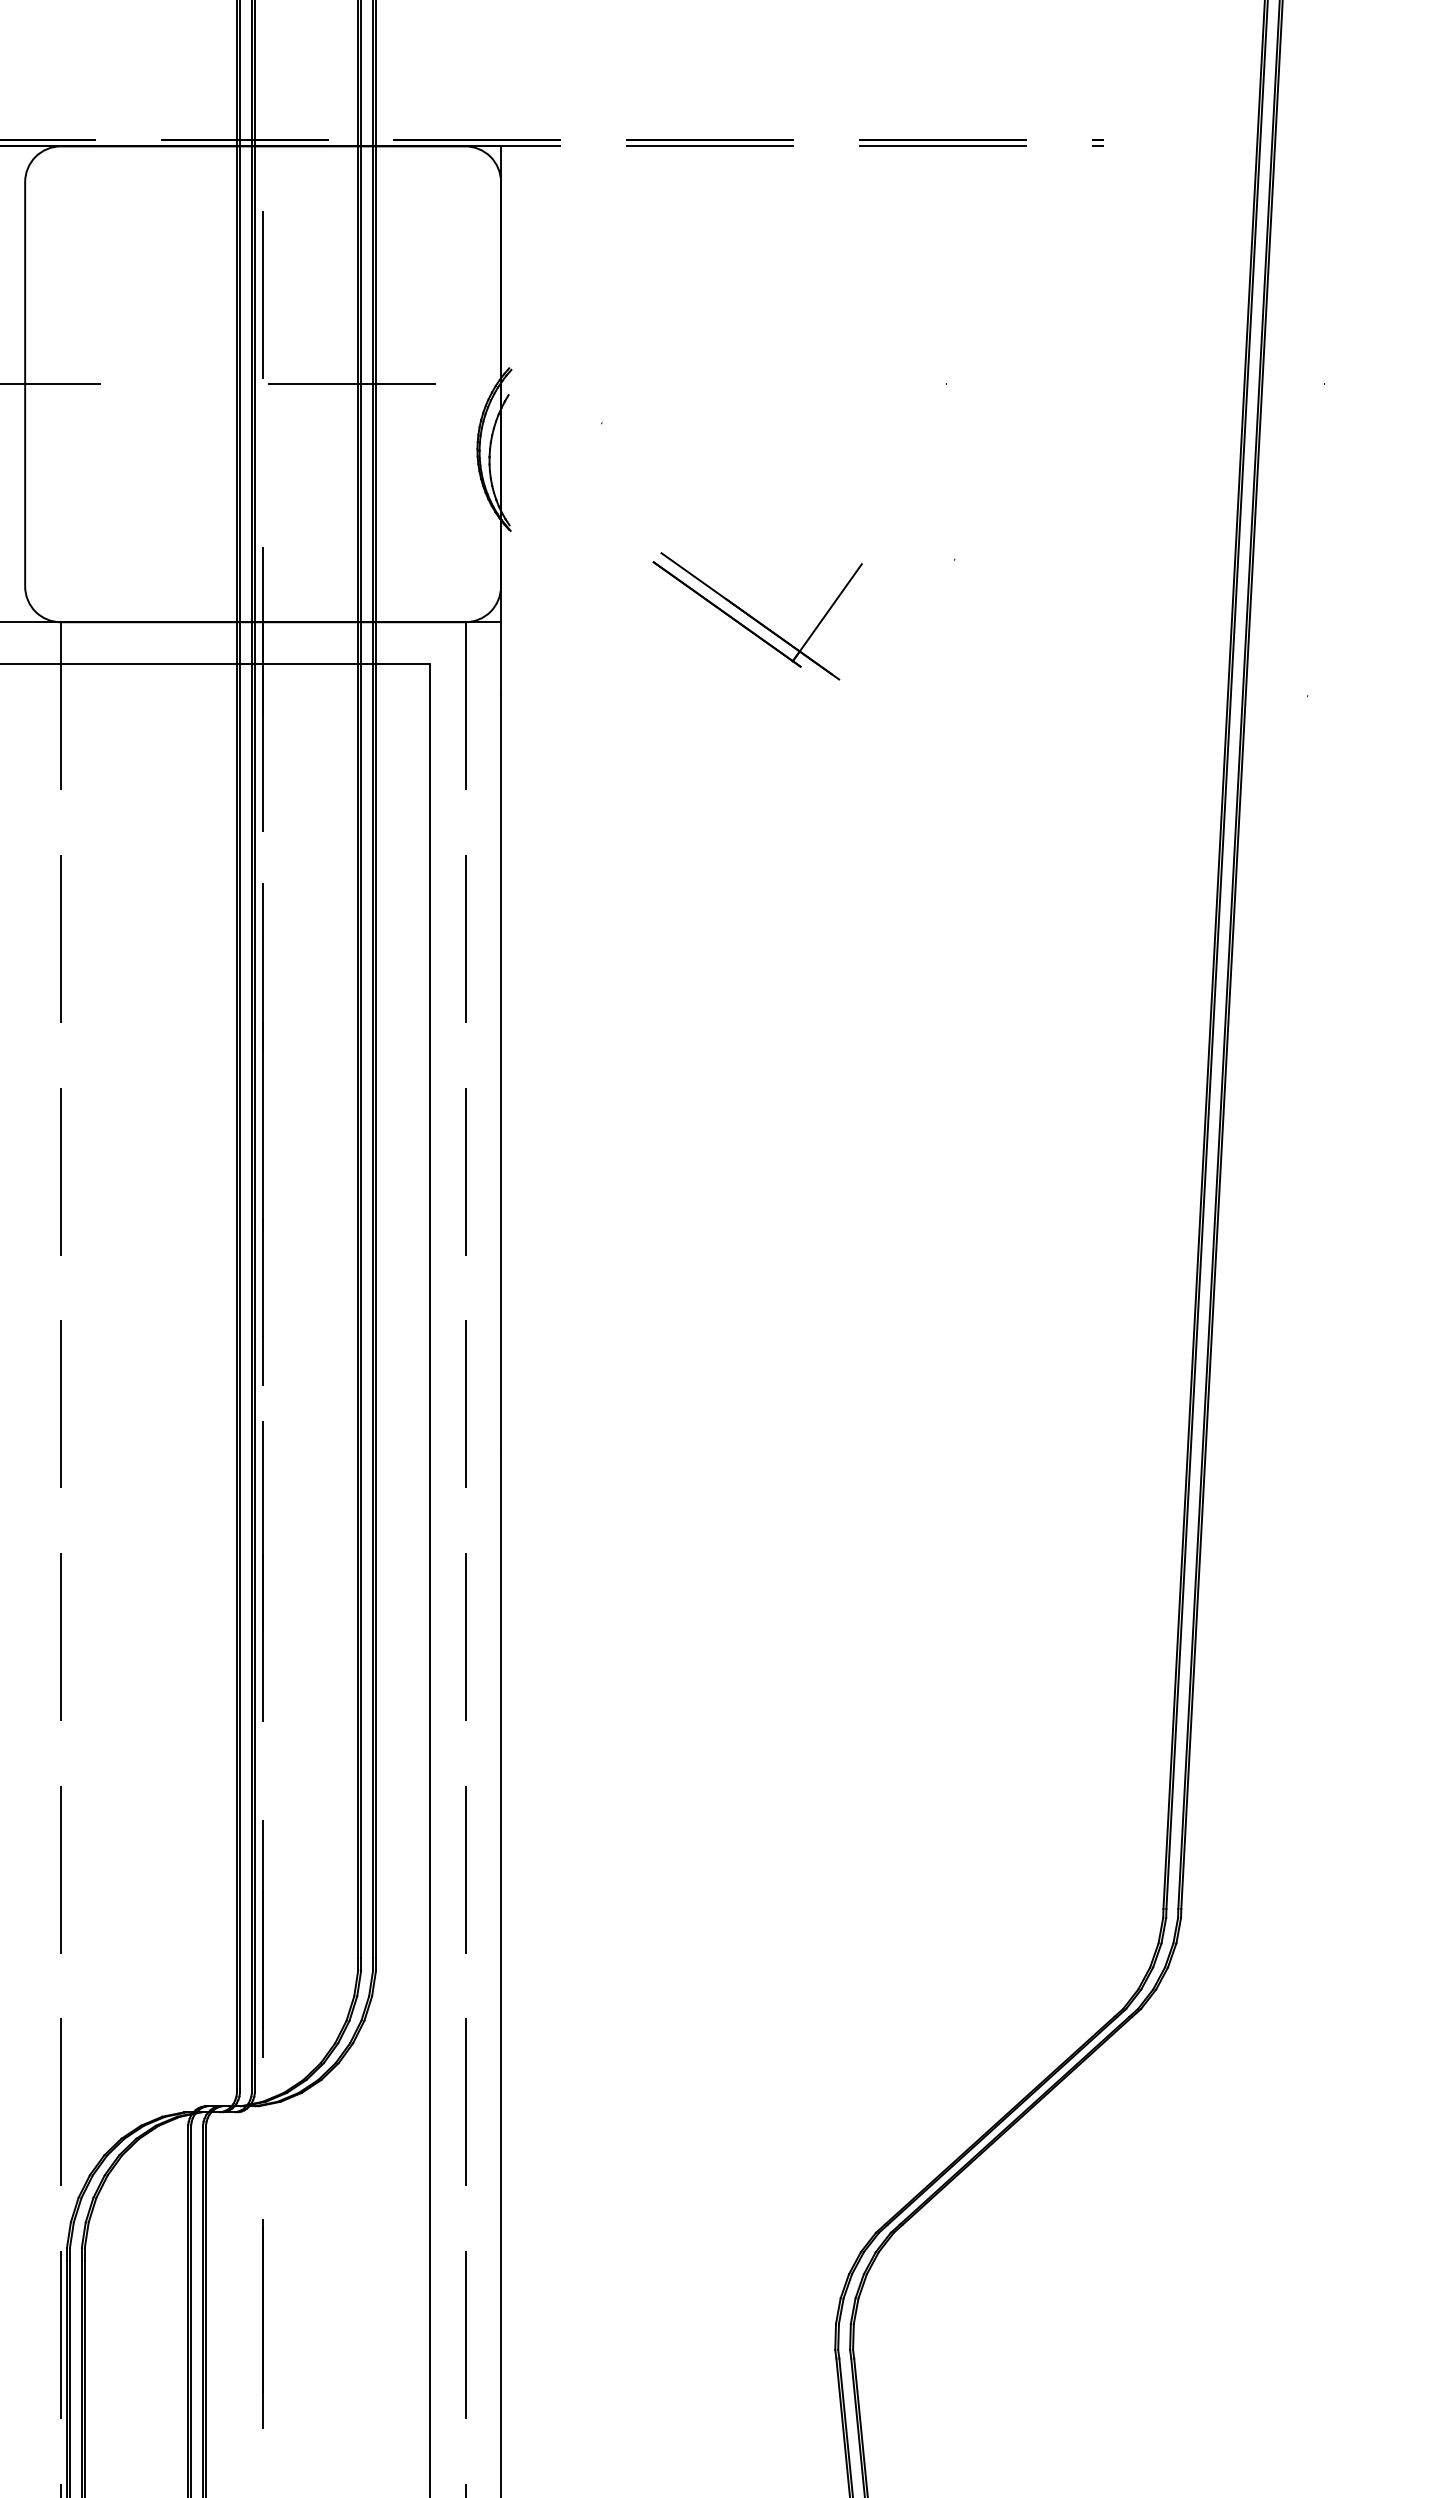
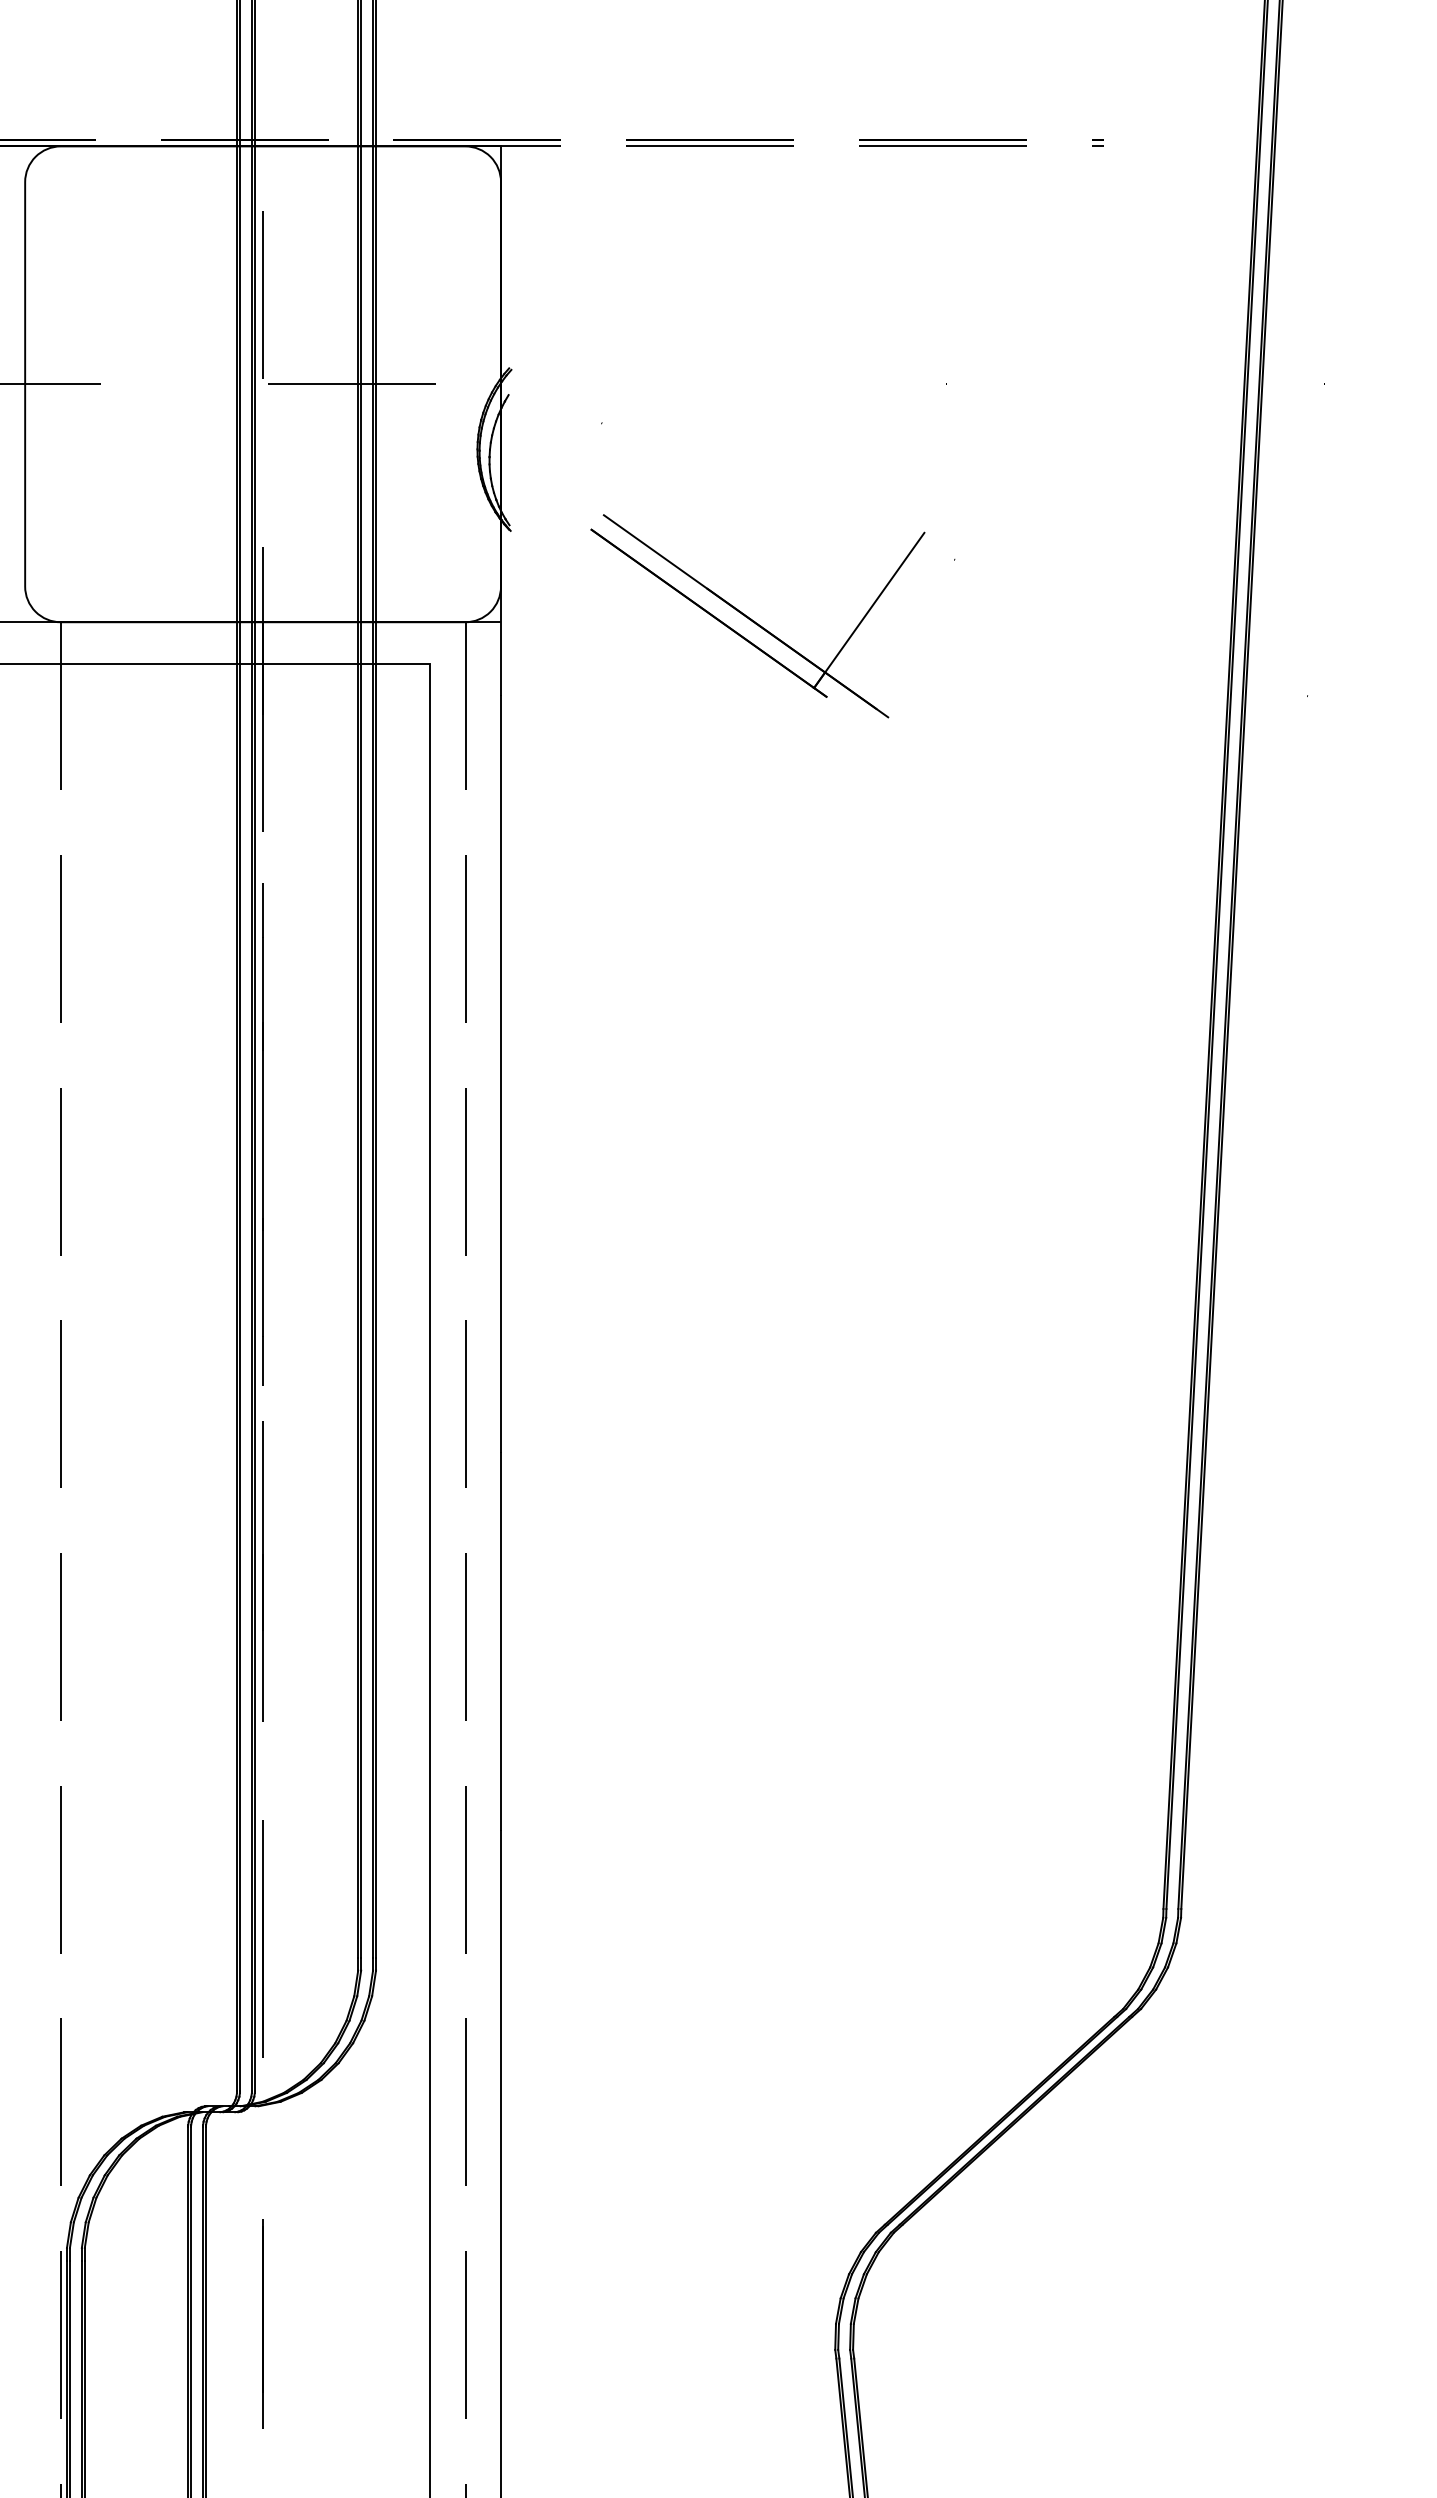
part size: 211x129 px -> 336x205 px (757, 616)
